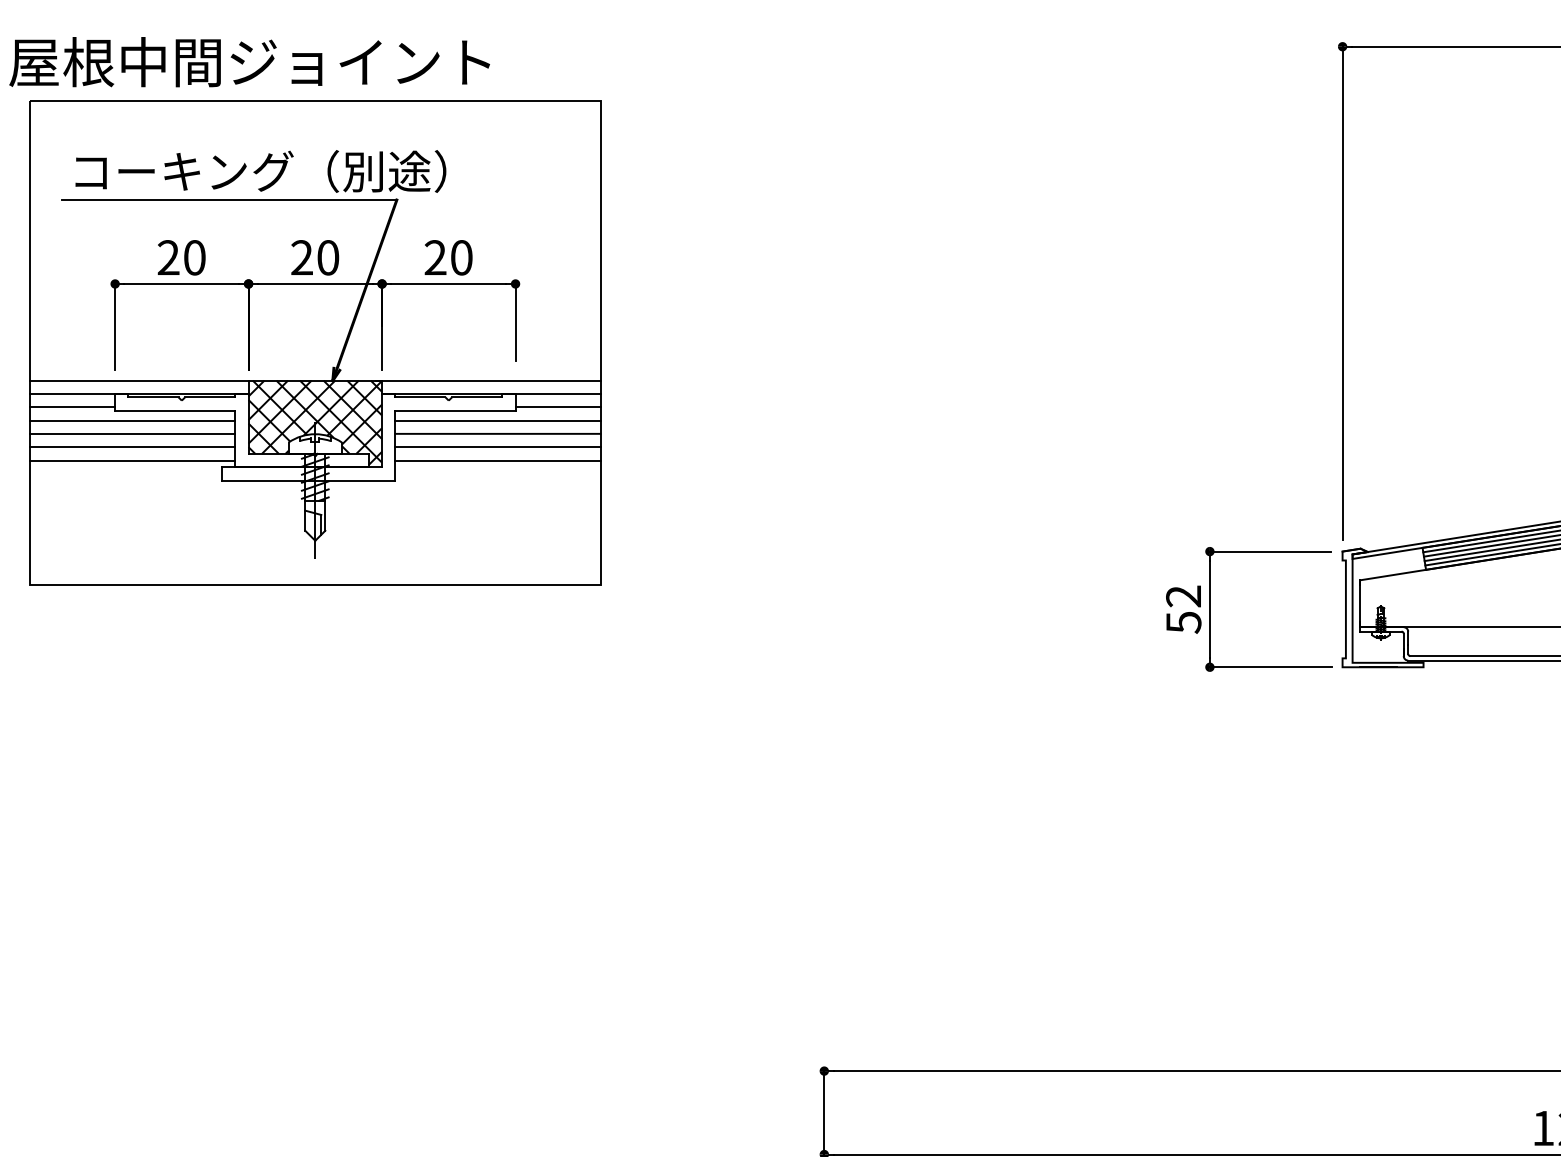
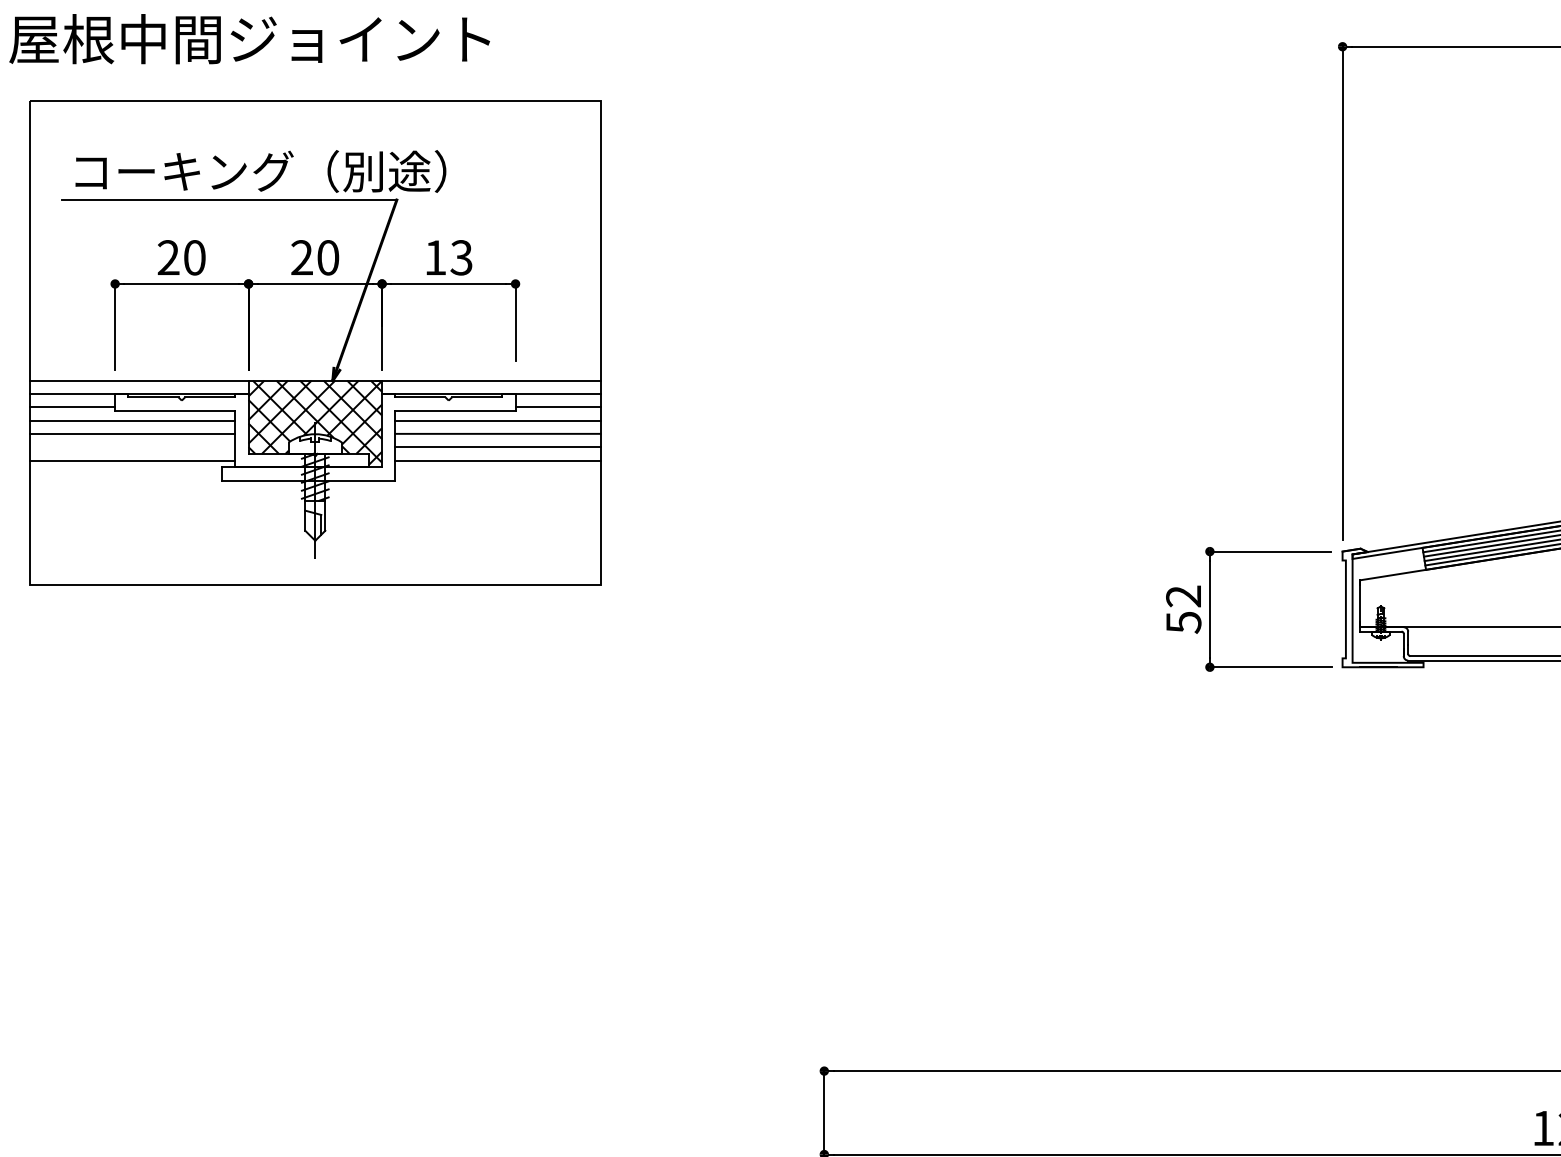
text position: (249, 62) -> (249, 39) (249, 39)
text: 20 -> 13 (448, 257)
line: present -> none (132, 447)
